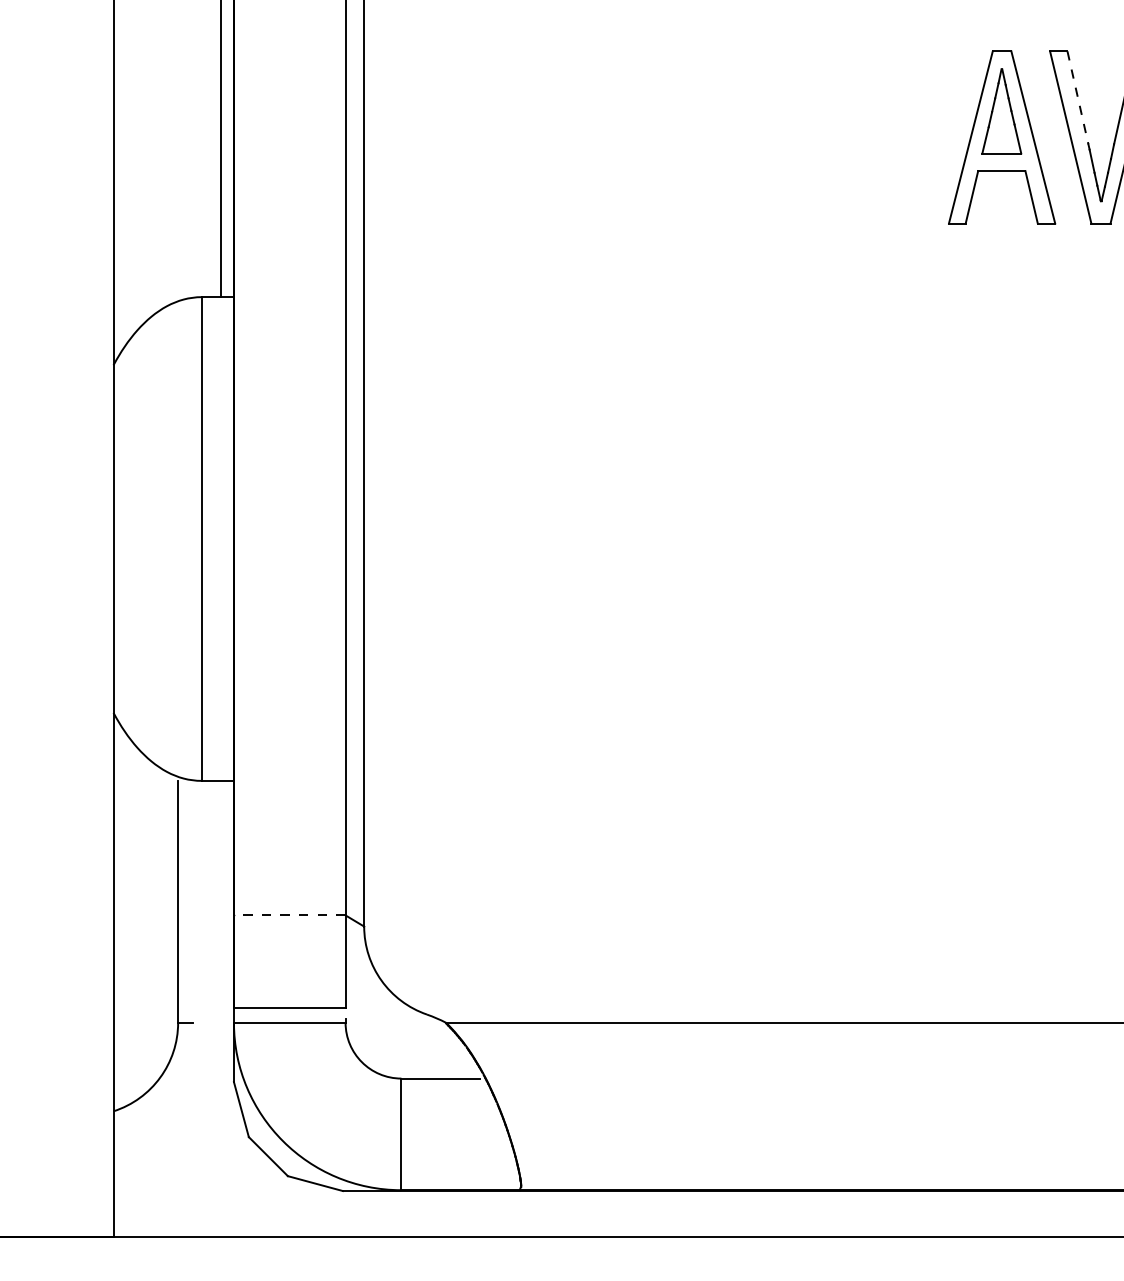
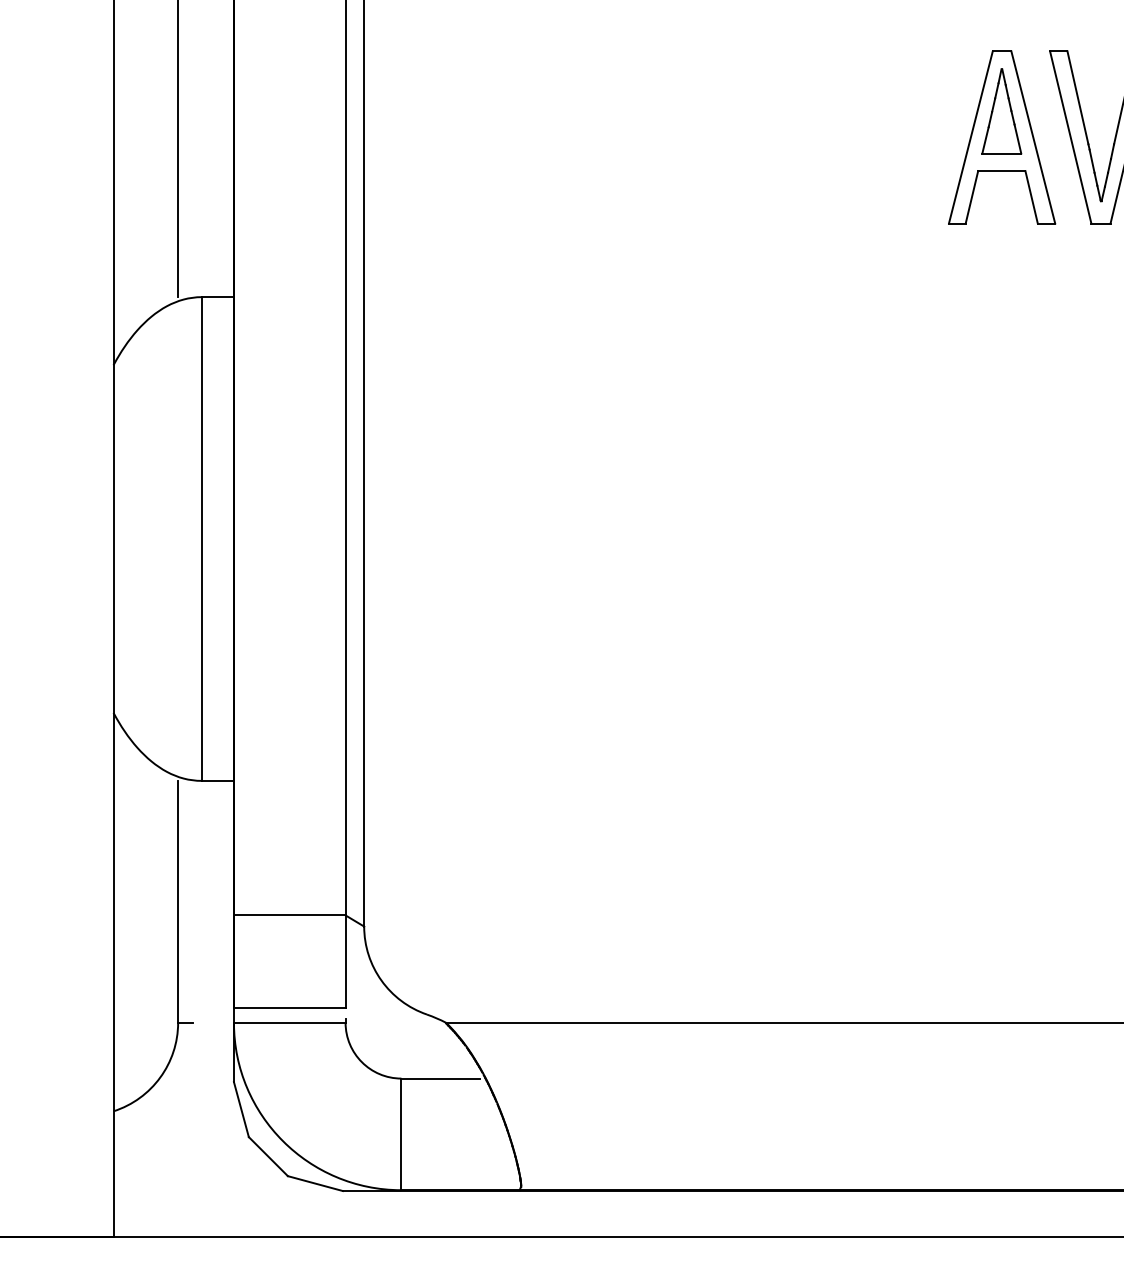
line: dashed -> solid (1077, 97)
line position: (221, 149) -> (178, 149) (178, 149)
line: dashed -> solid (289, 915)
